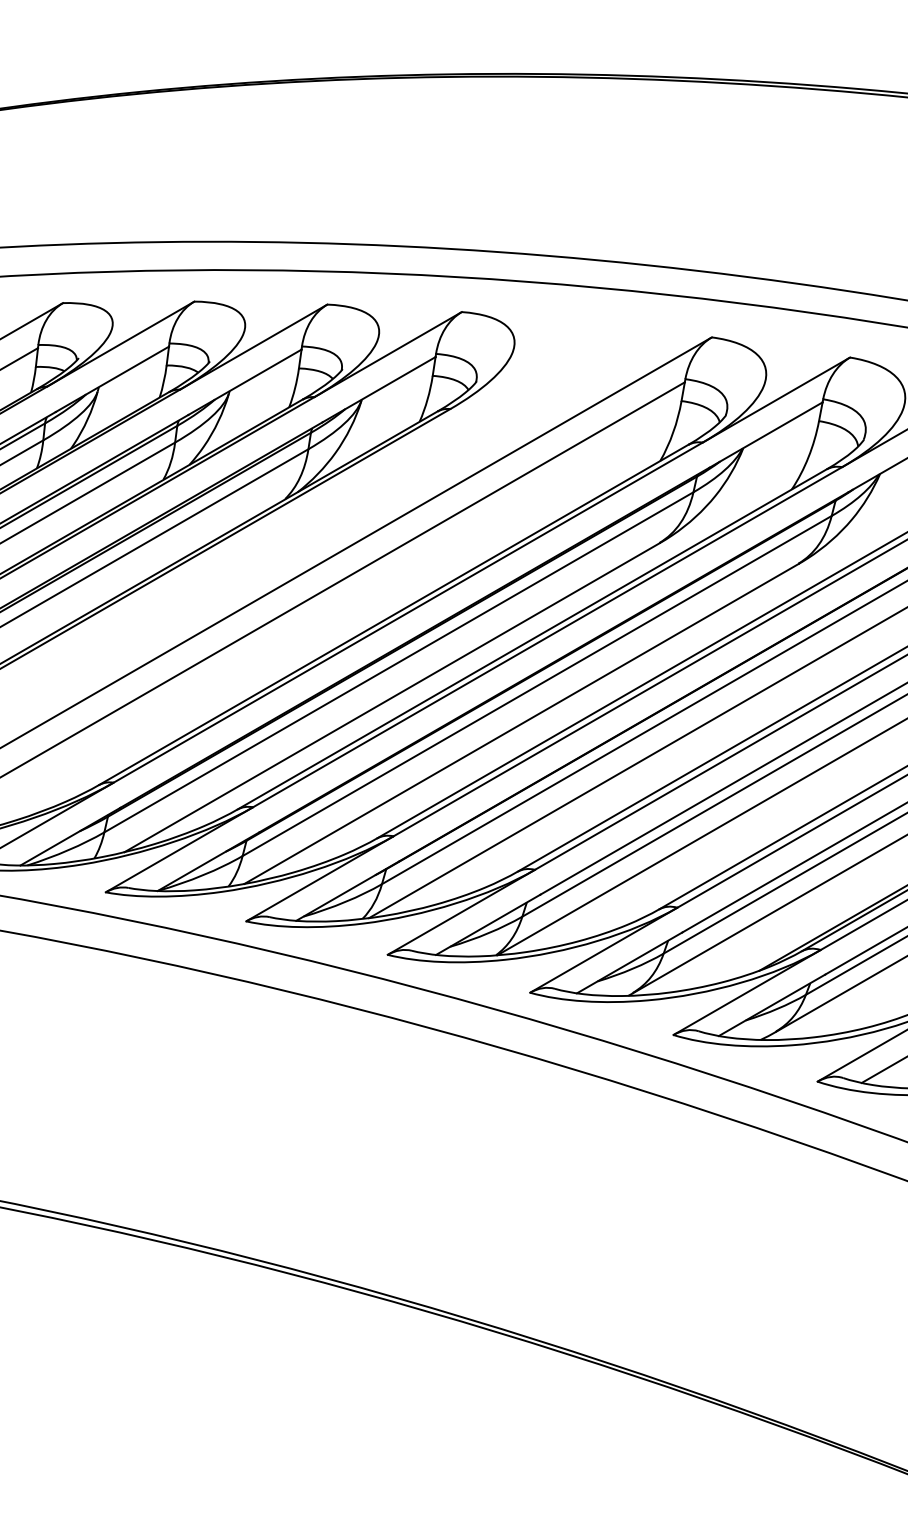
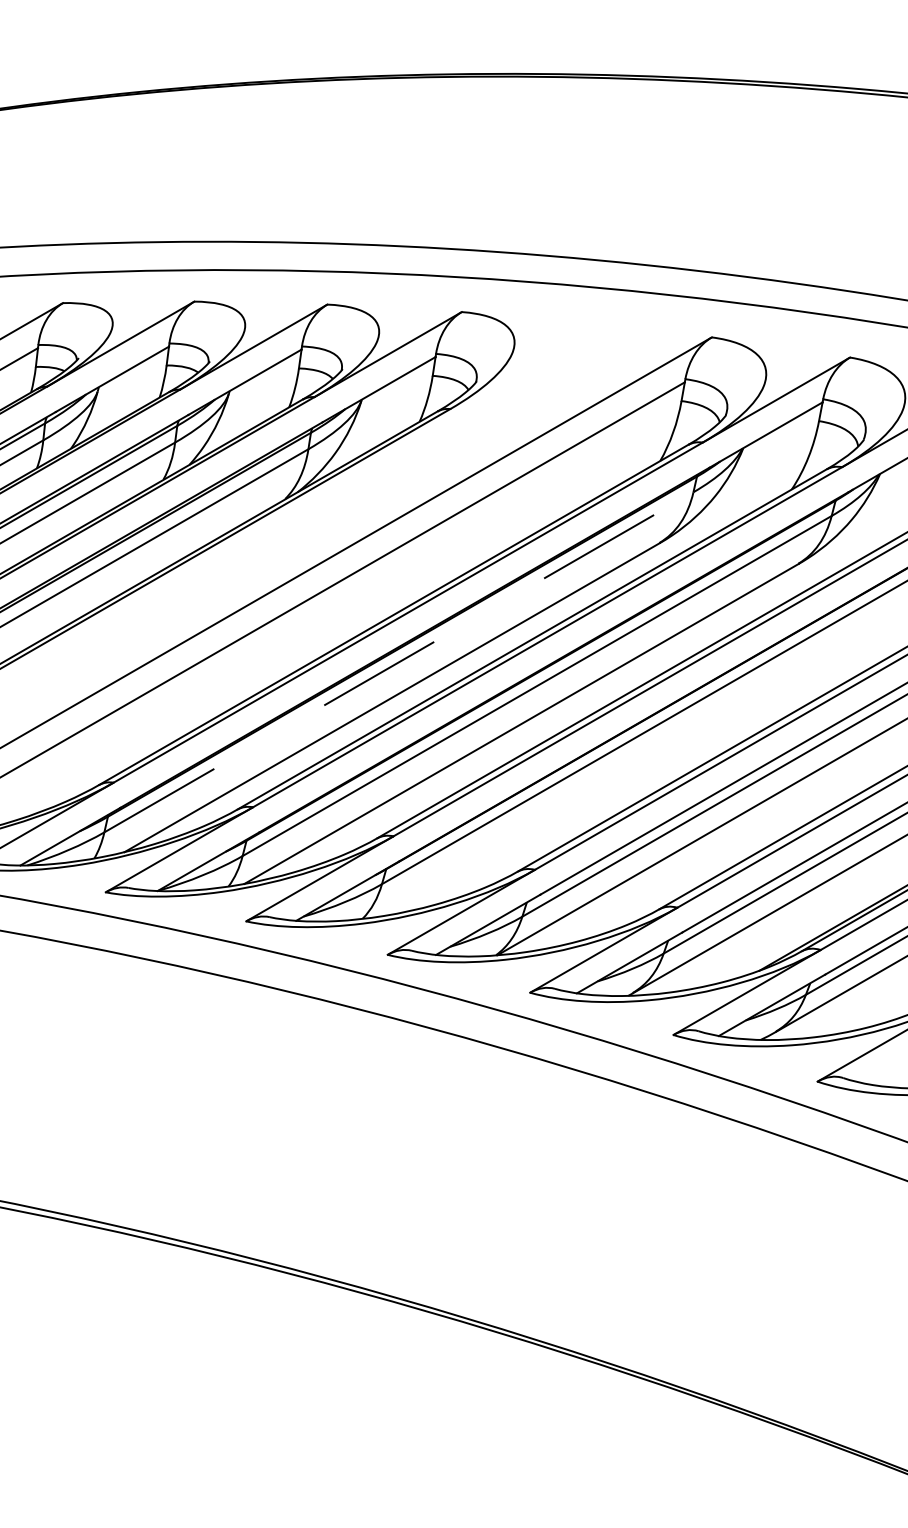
line: solid -> dashed (399, 662)
line: present -> none (636, 763)
line: present -> none (882, 1070)
